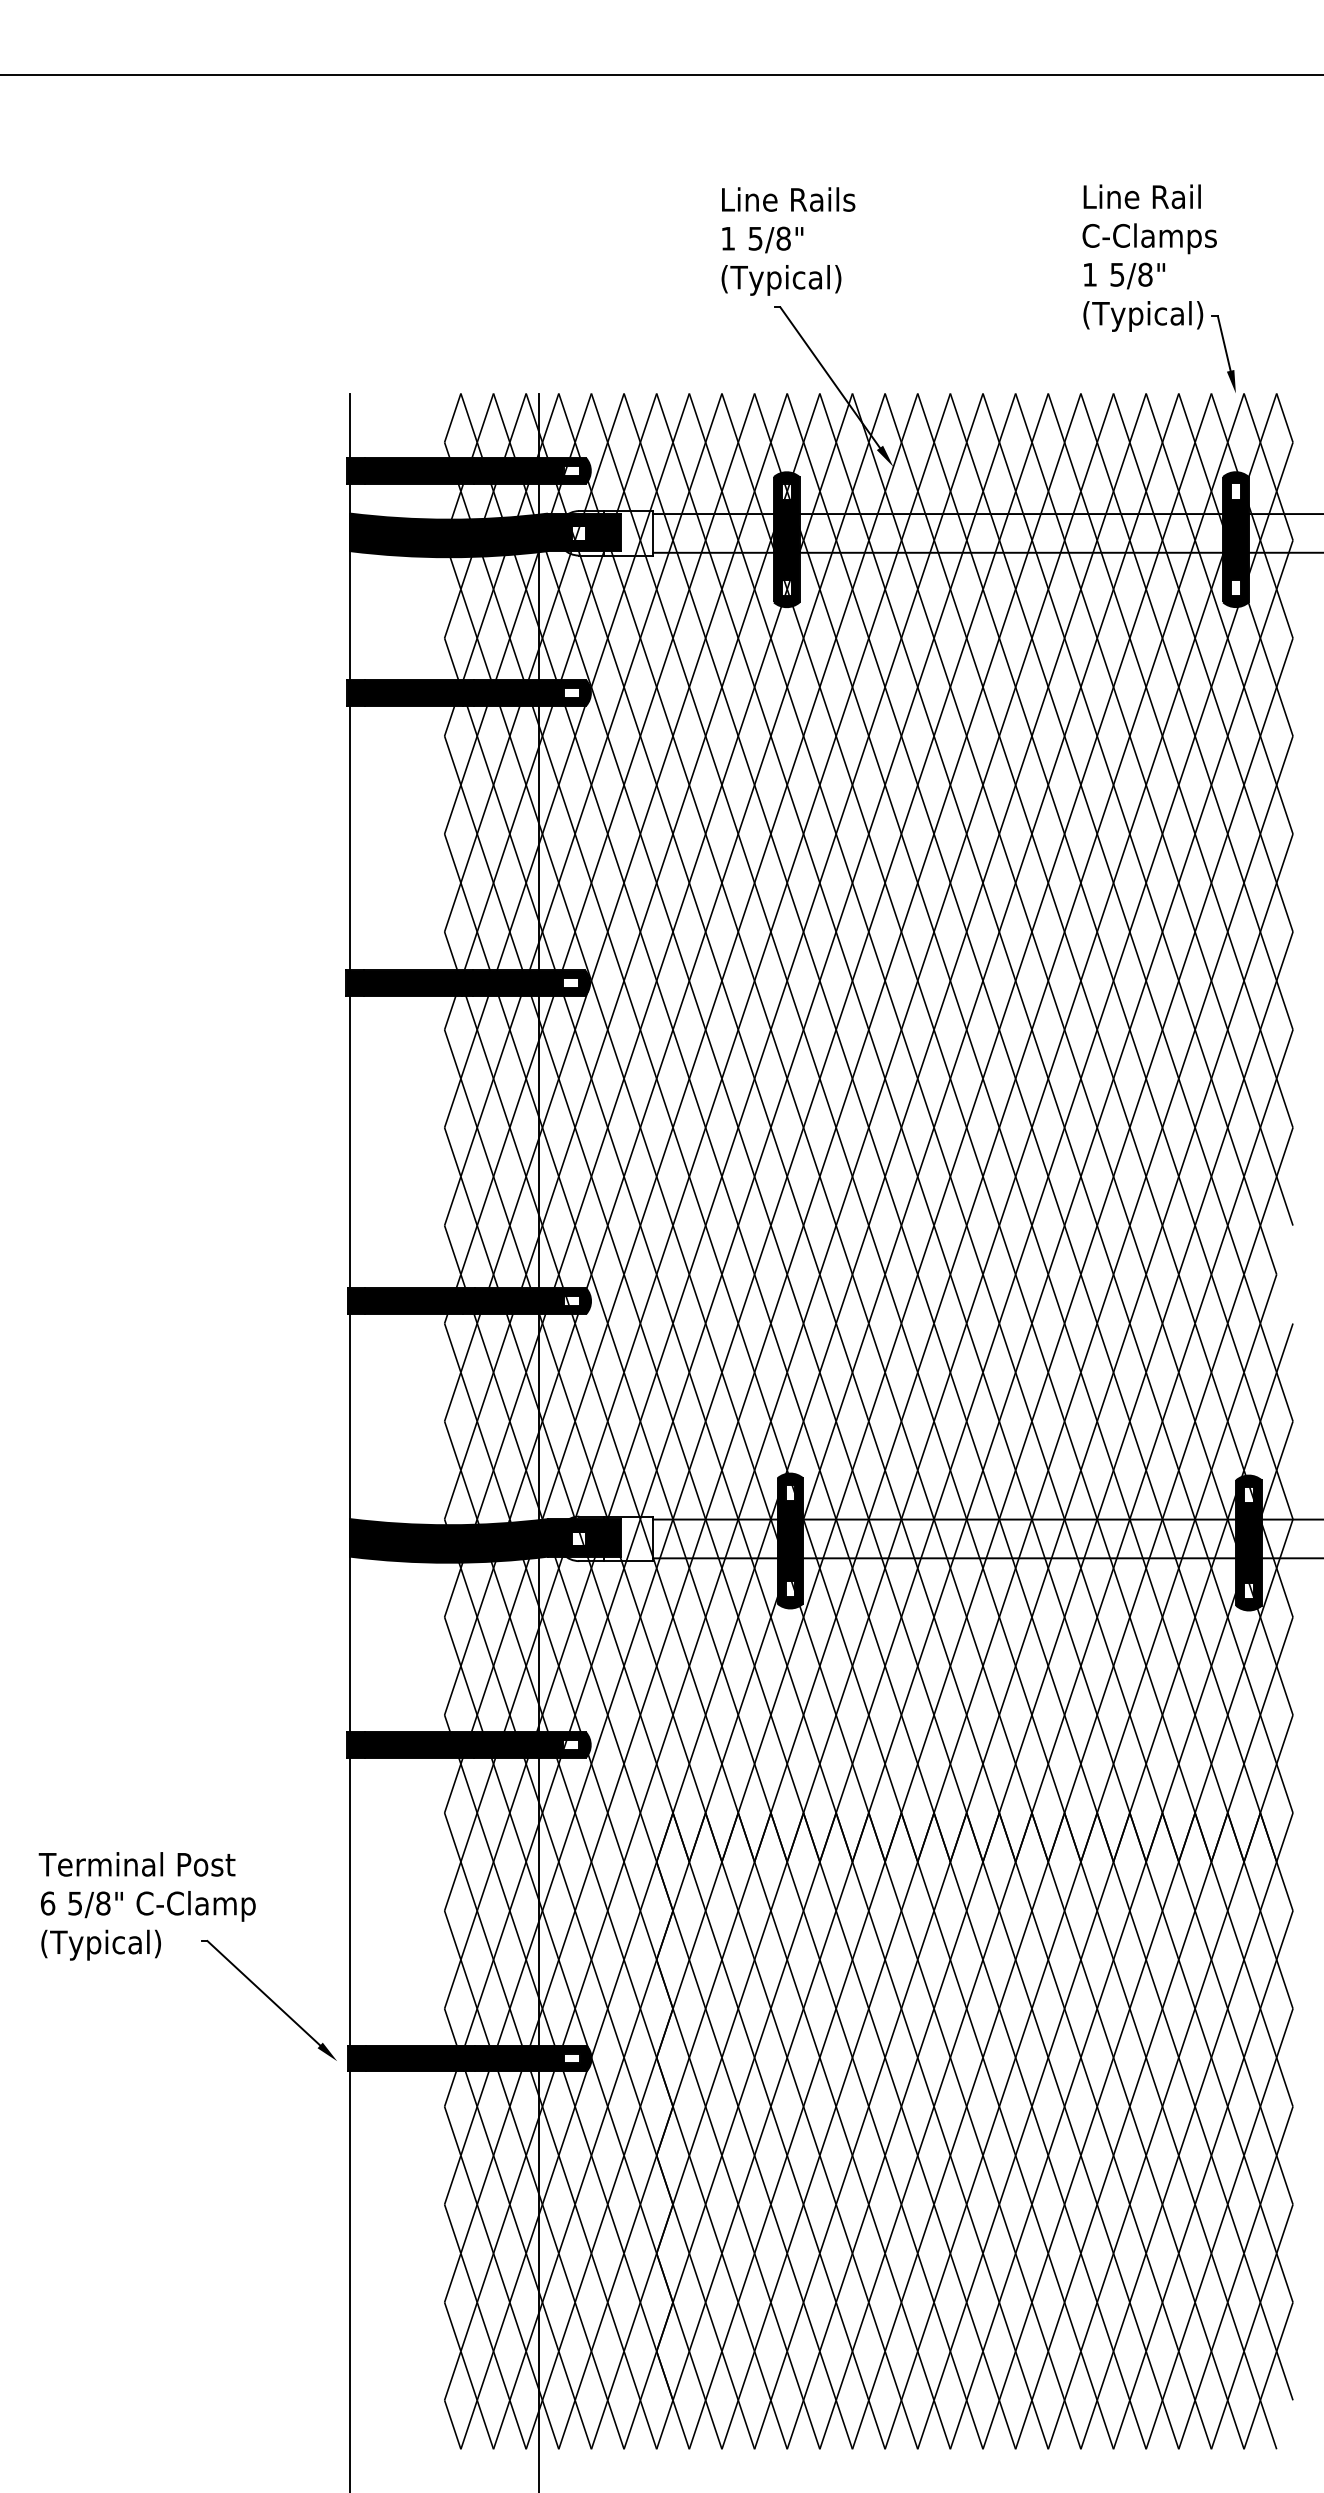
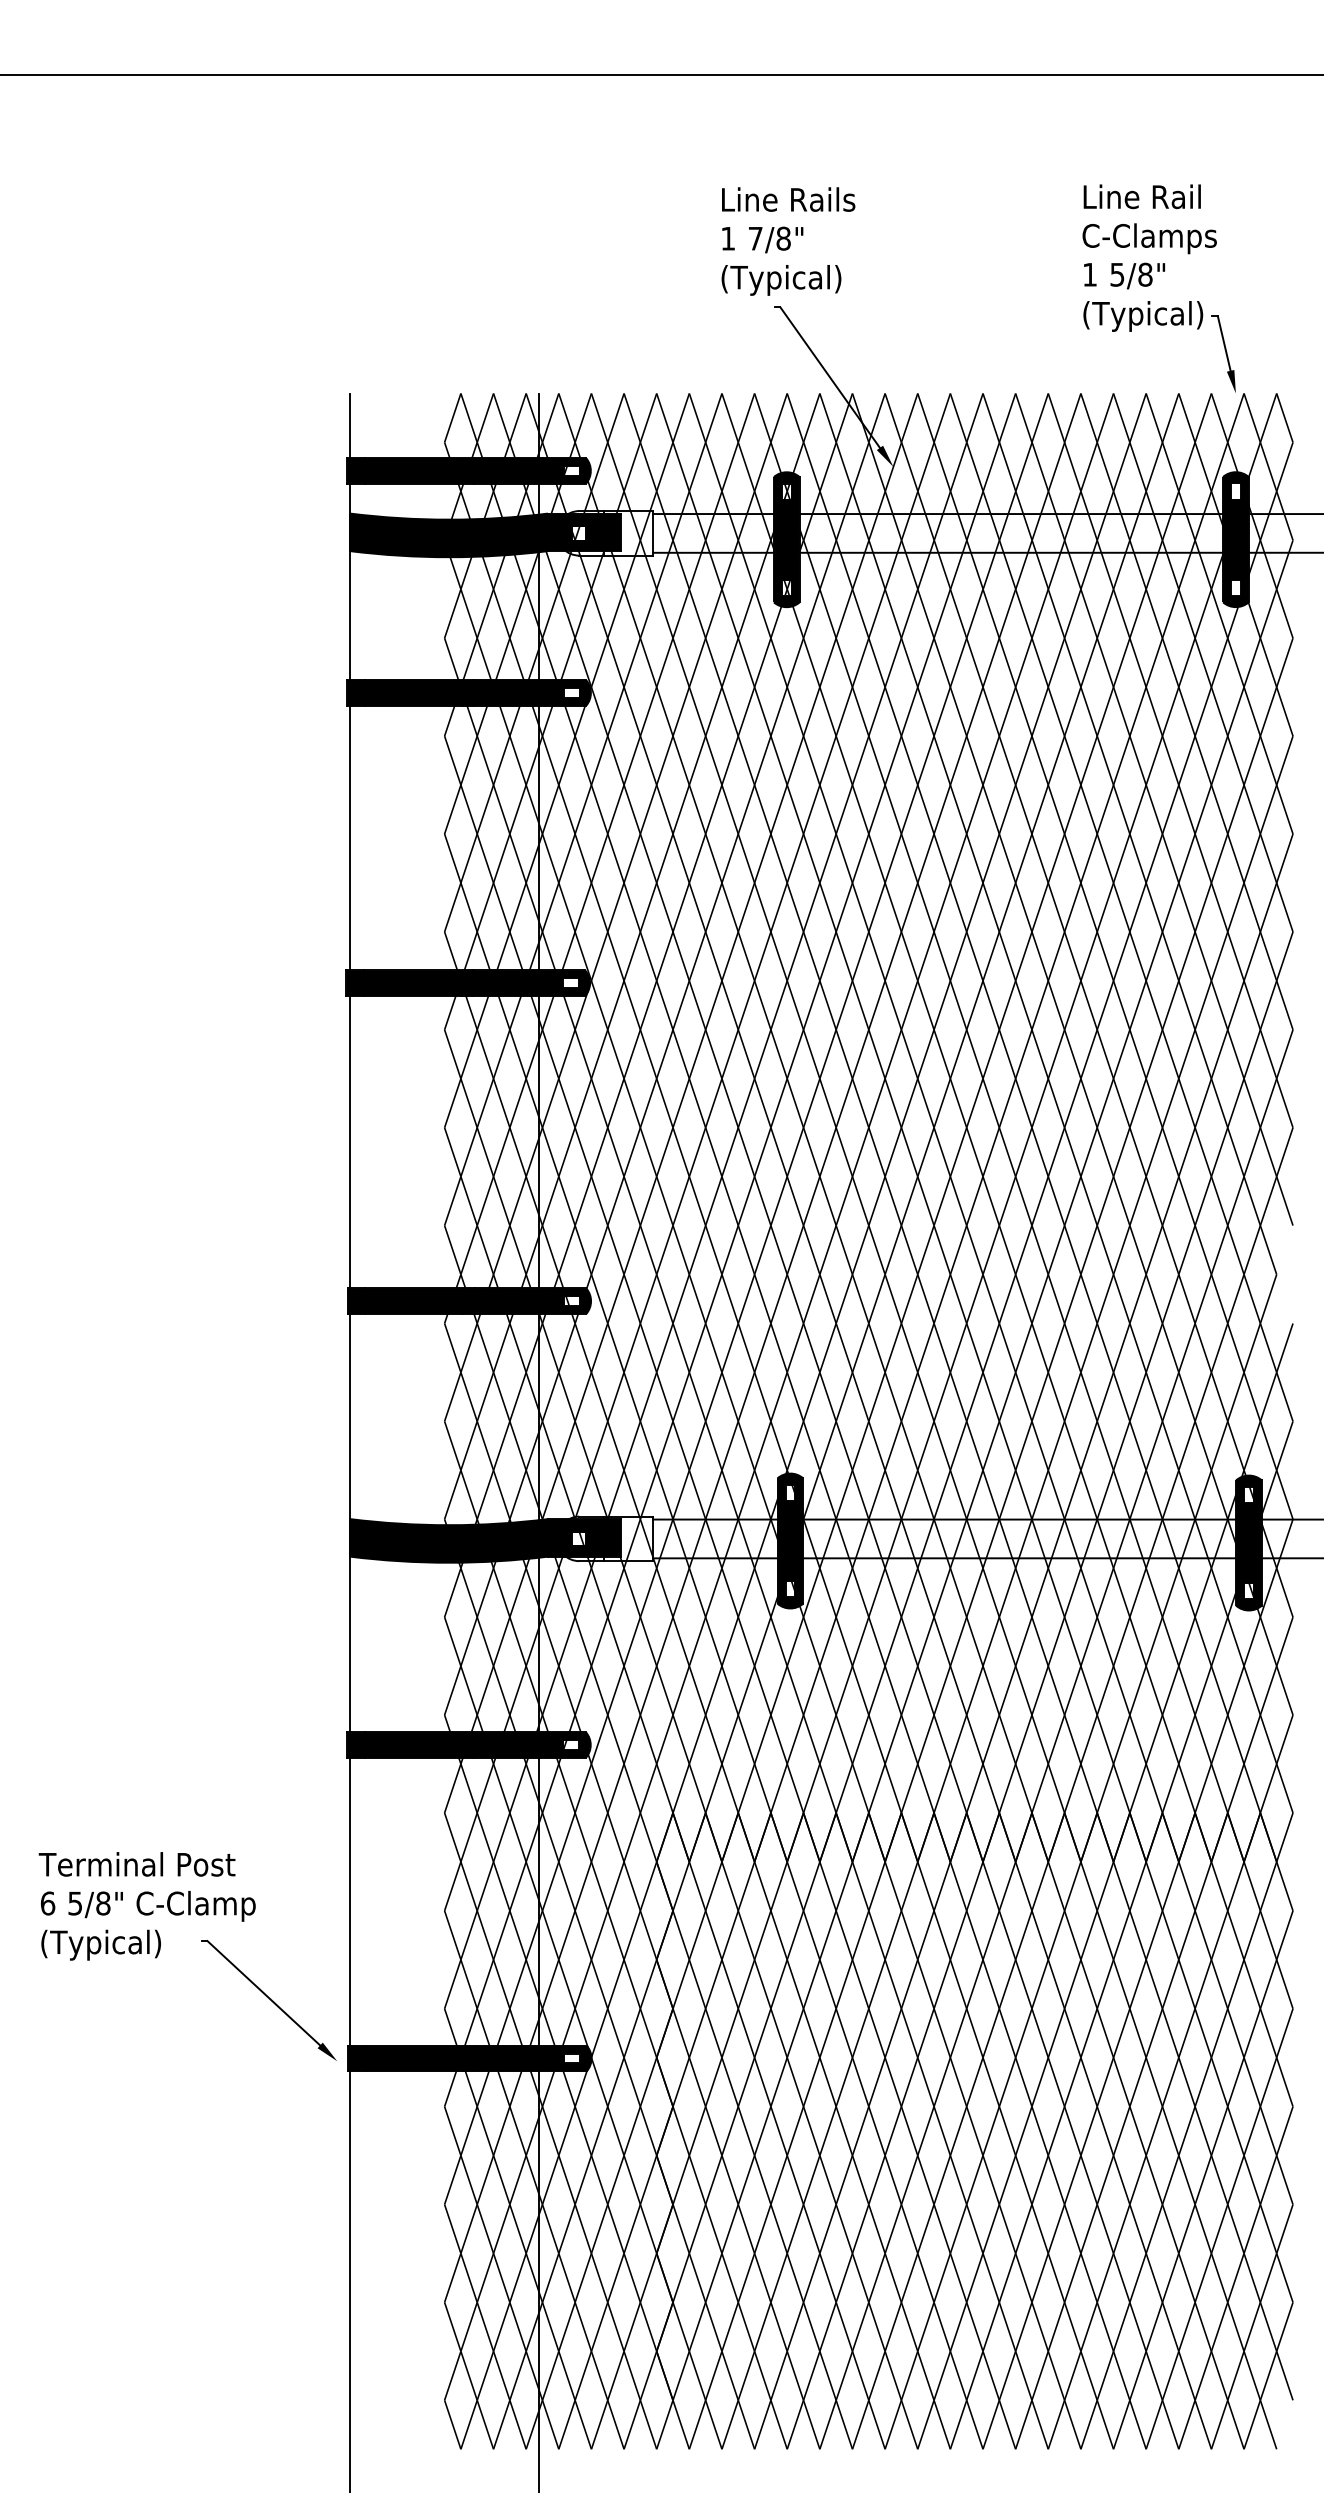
text: 5/8" -> 7/8" (755, 238)
